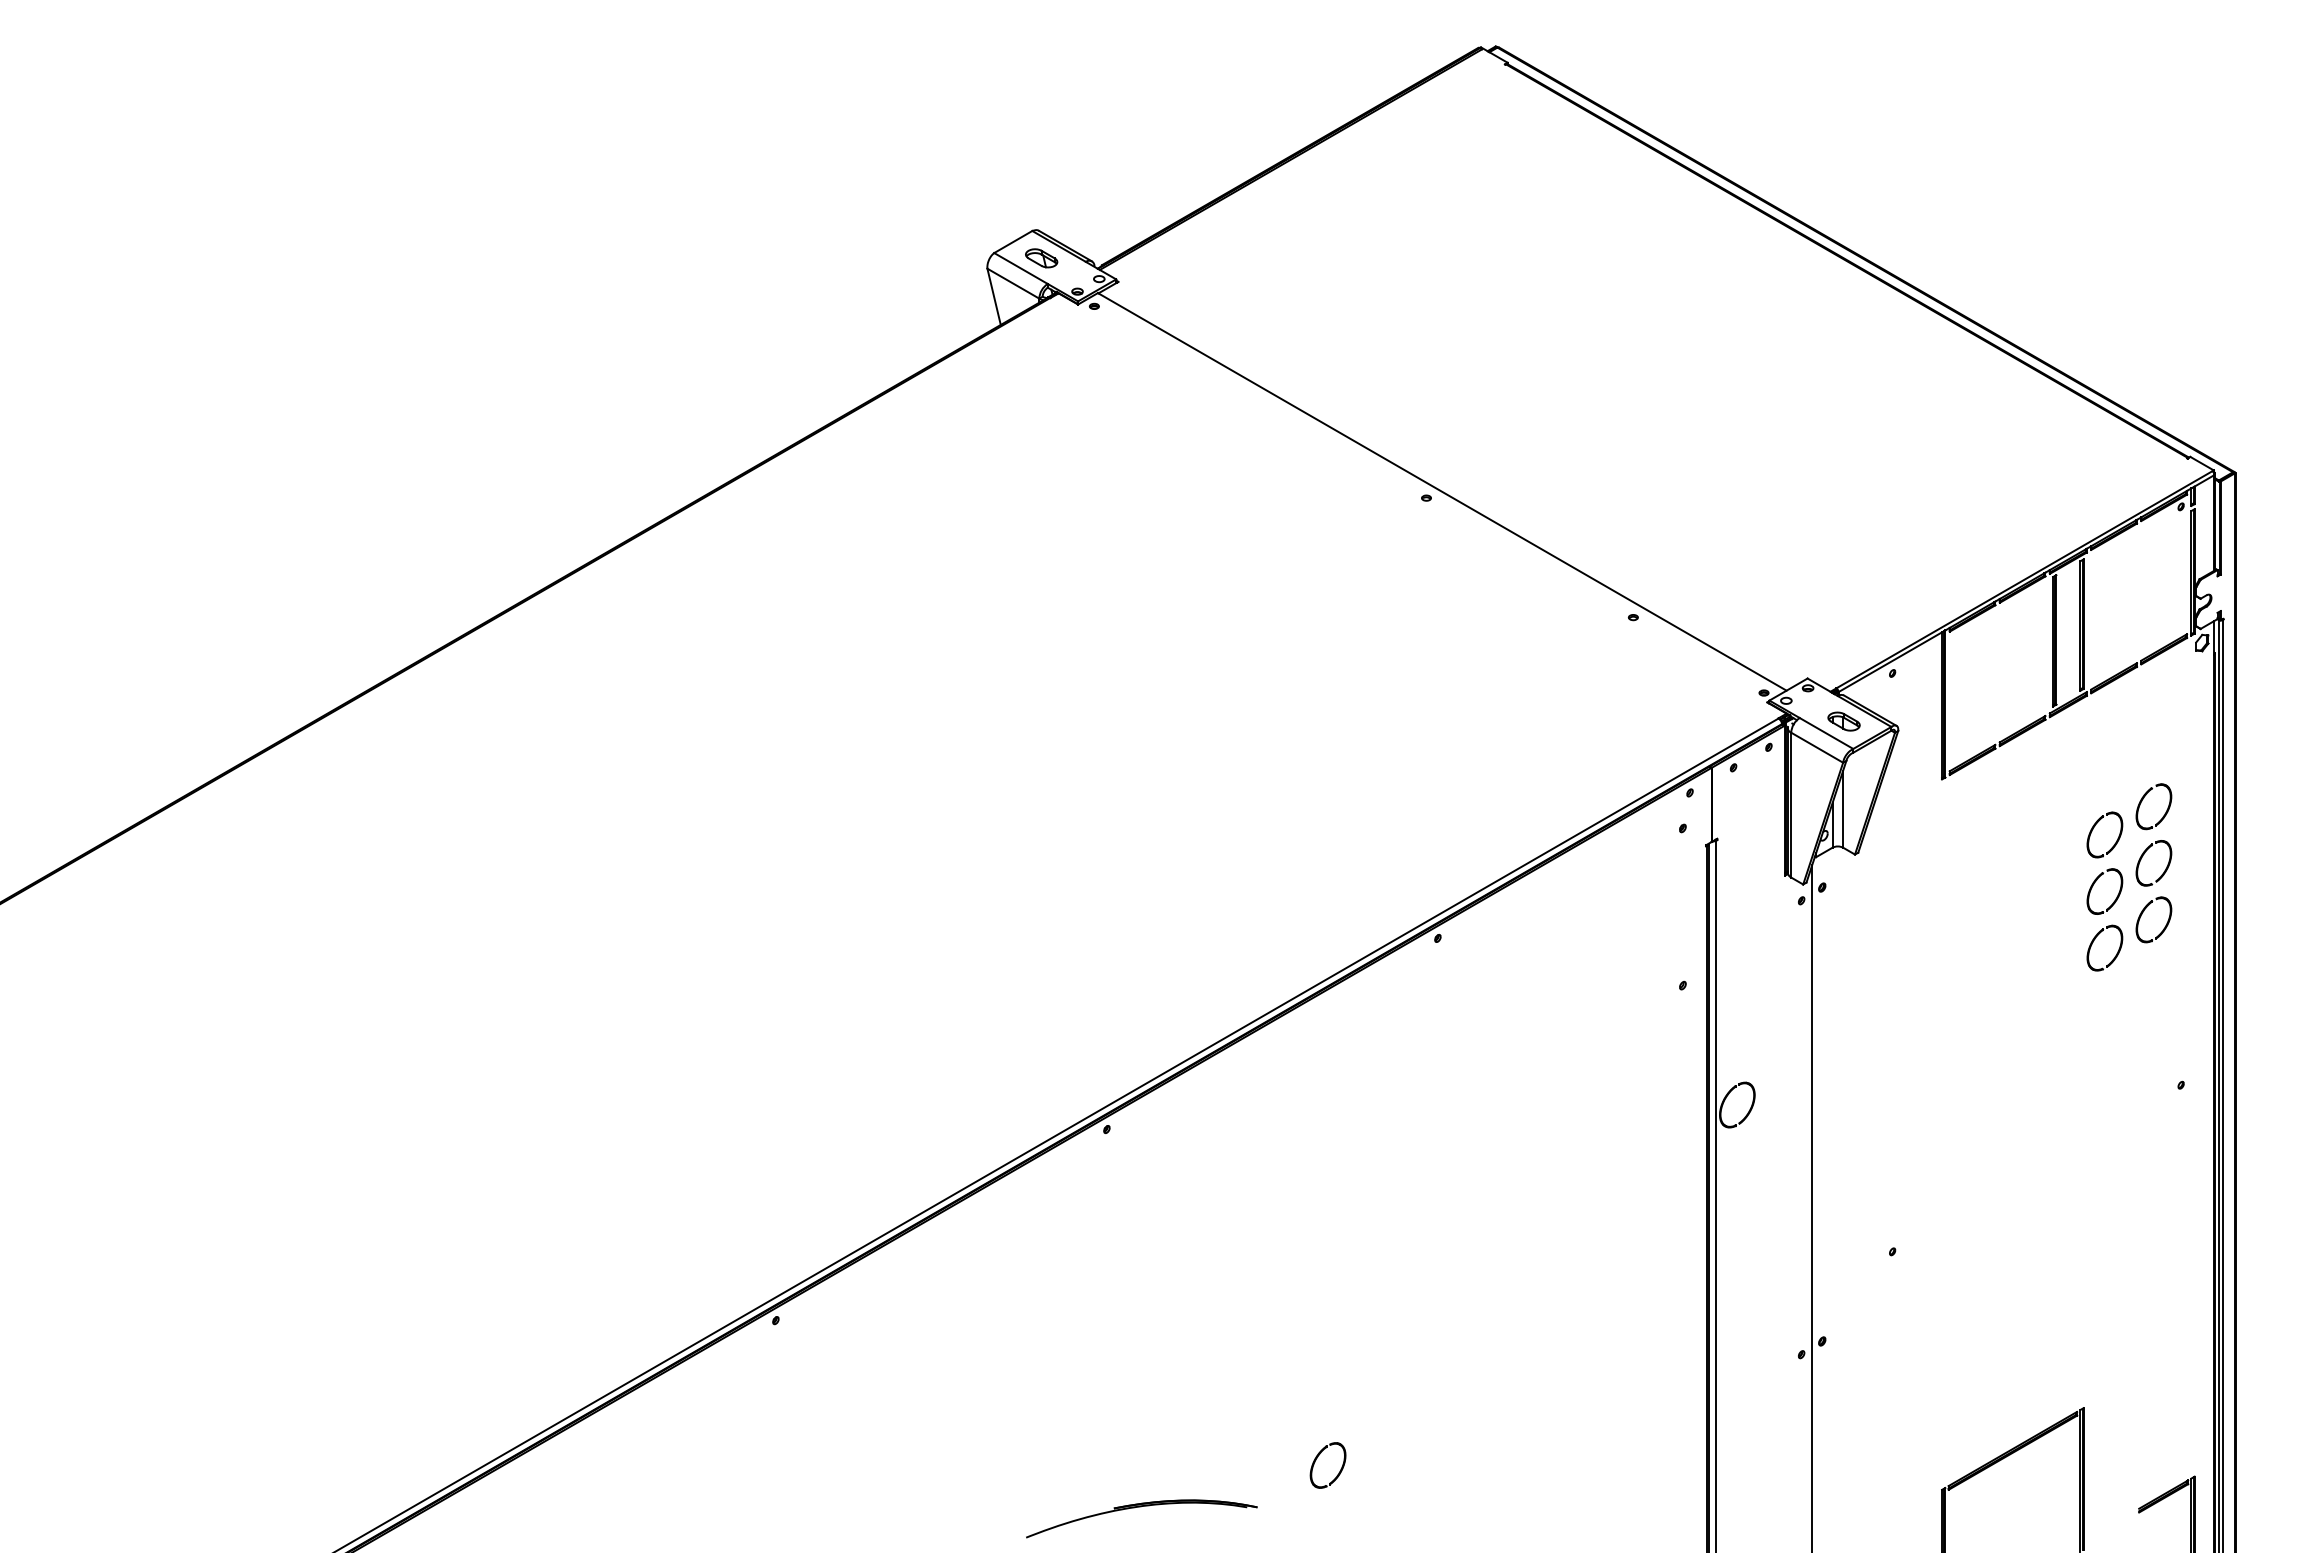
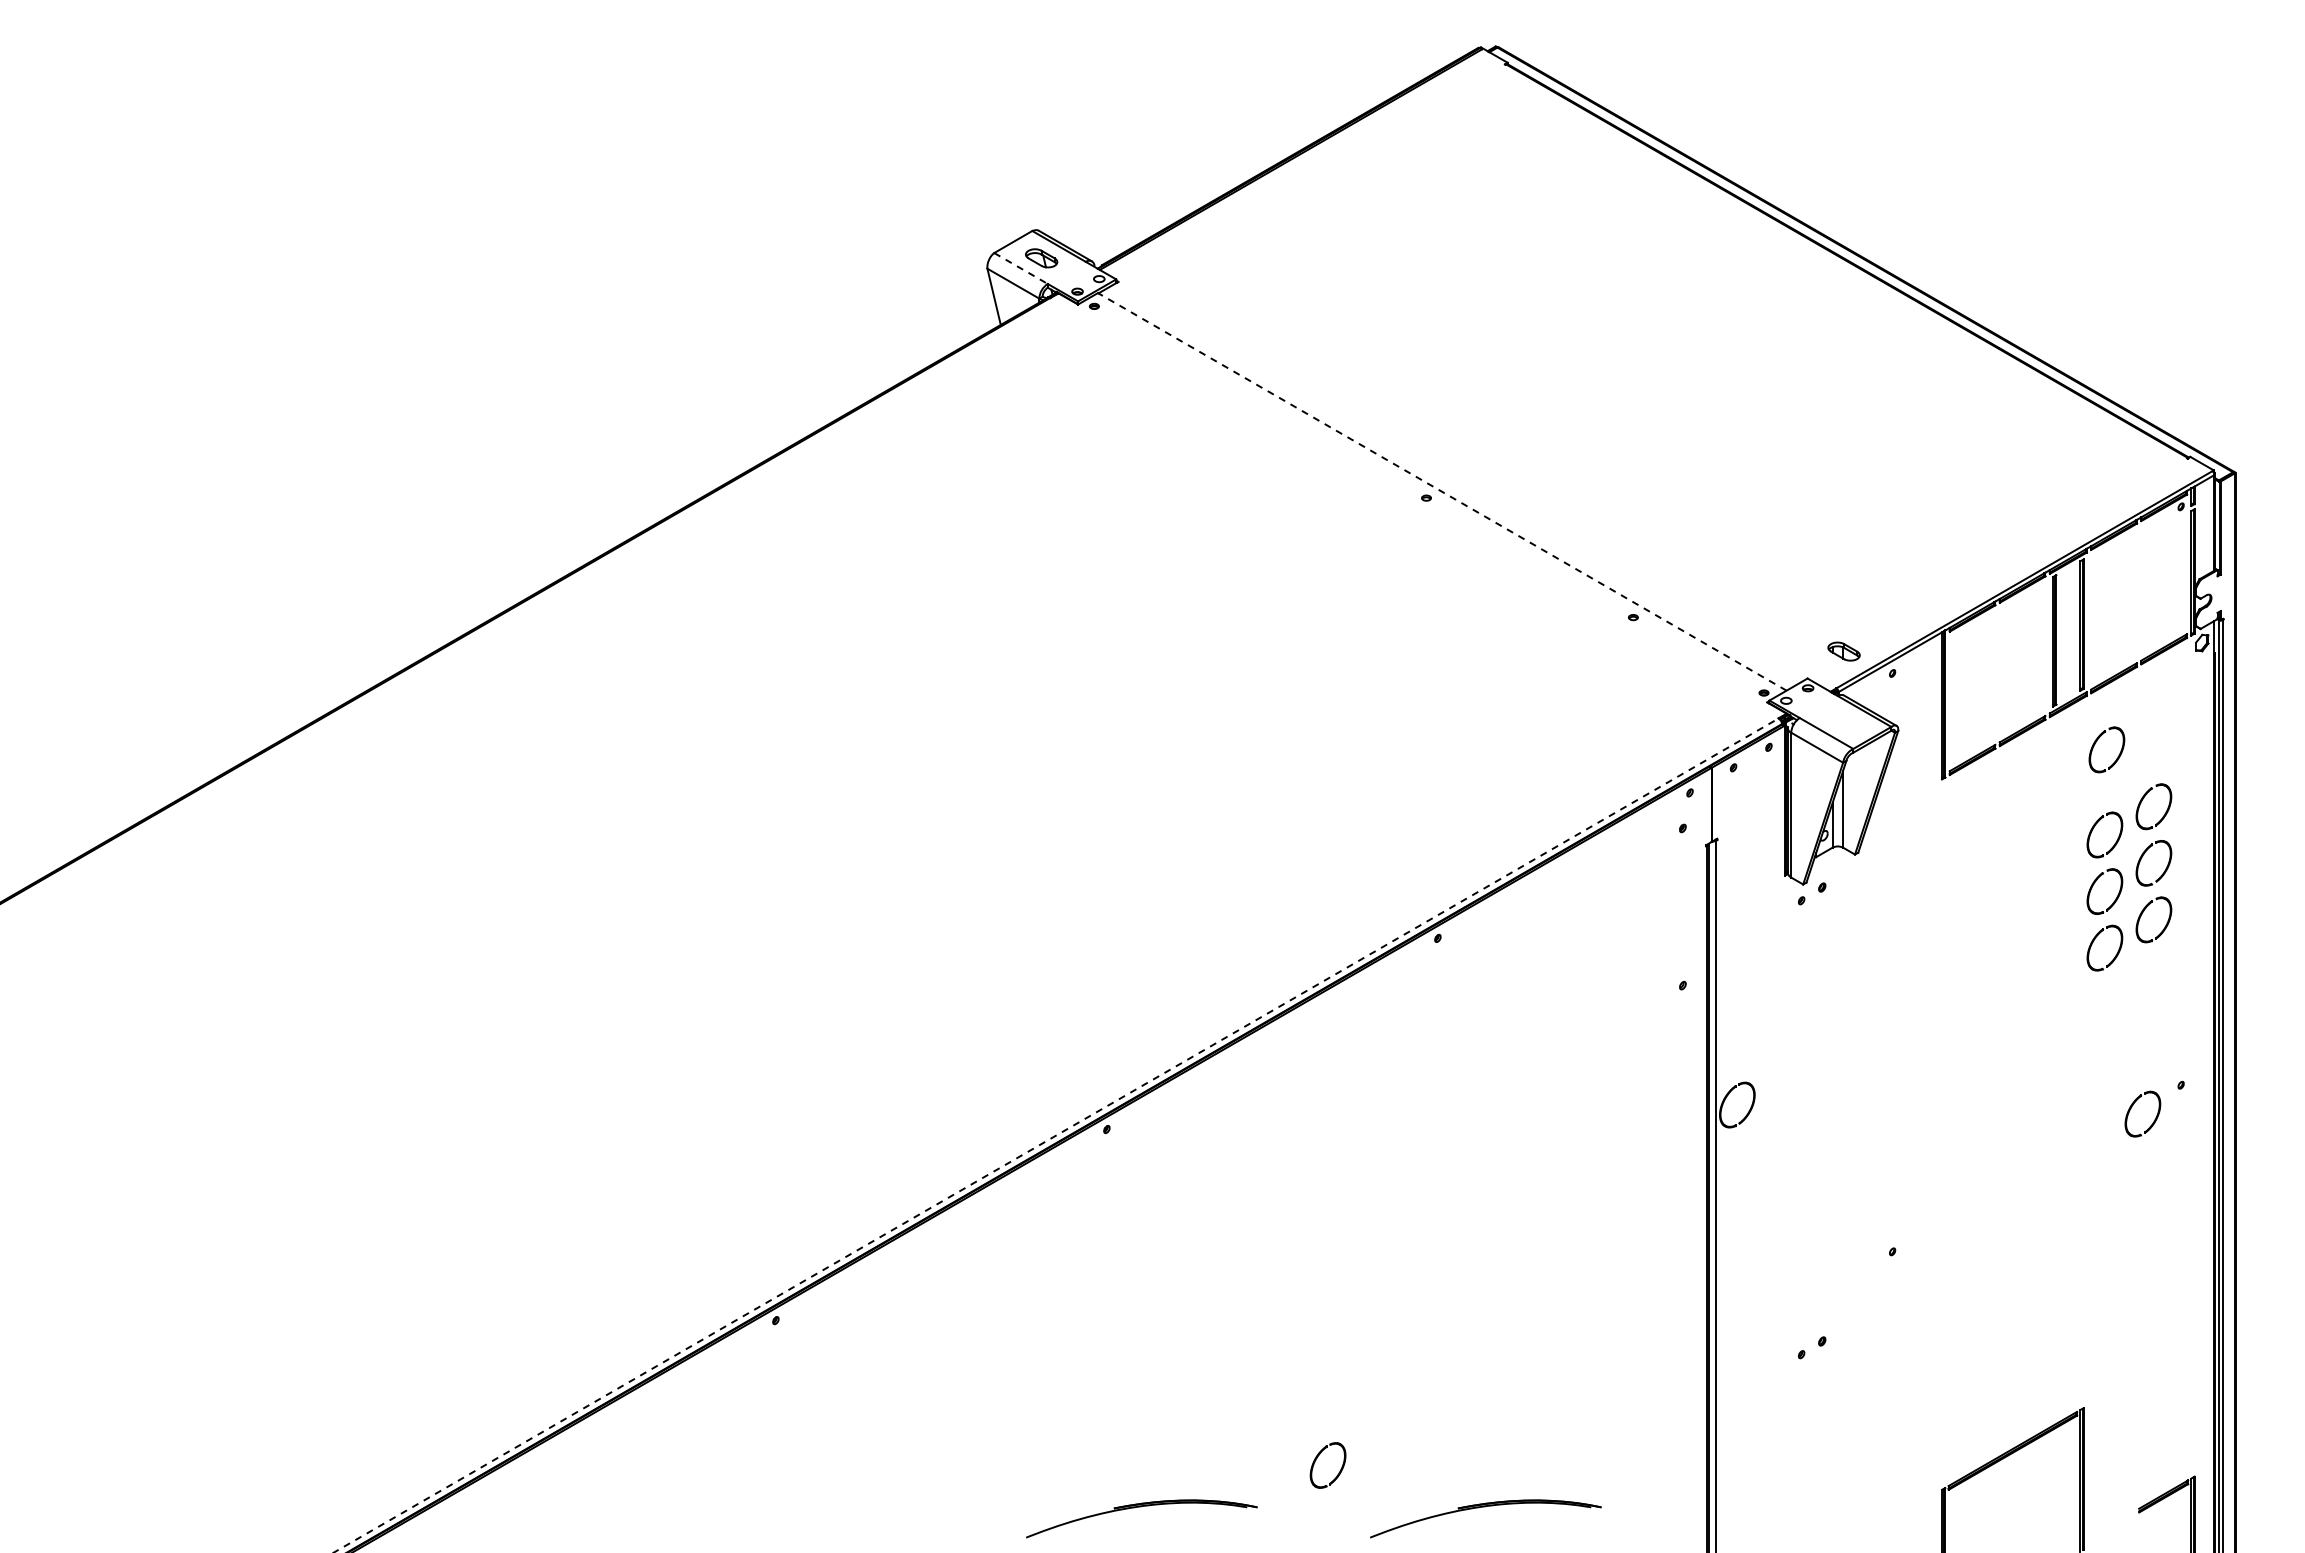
line: solid -> dashed (1021, 268)
line: solid -> dashed (1442, 491)
part position: (1843, 721) -> (1843, 651) (1843, 651)
part: none -> present (2097, 741)
part: none -> present (2133, 1105)
line: solid -> dashed (1056, 1135)
line: present -> none (1812, 1207)
part: none -> present (1485, 1507)
